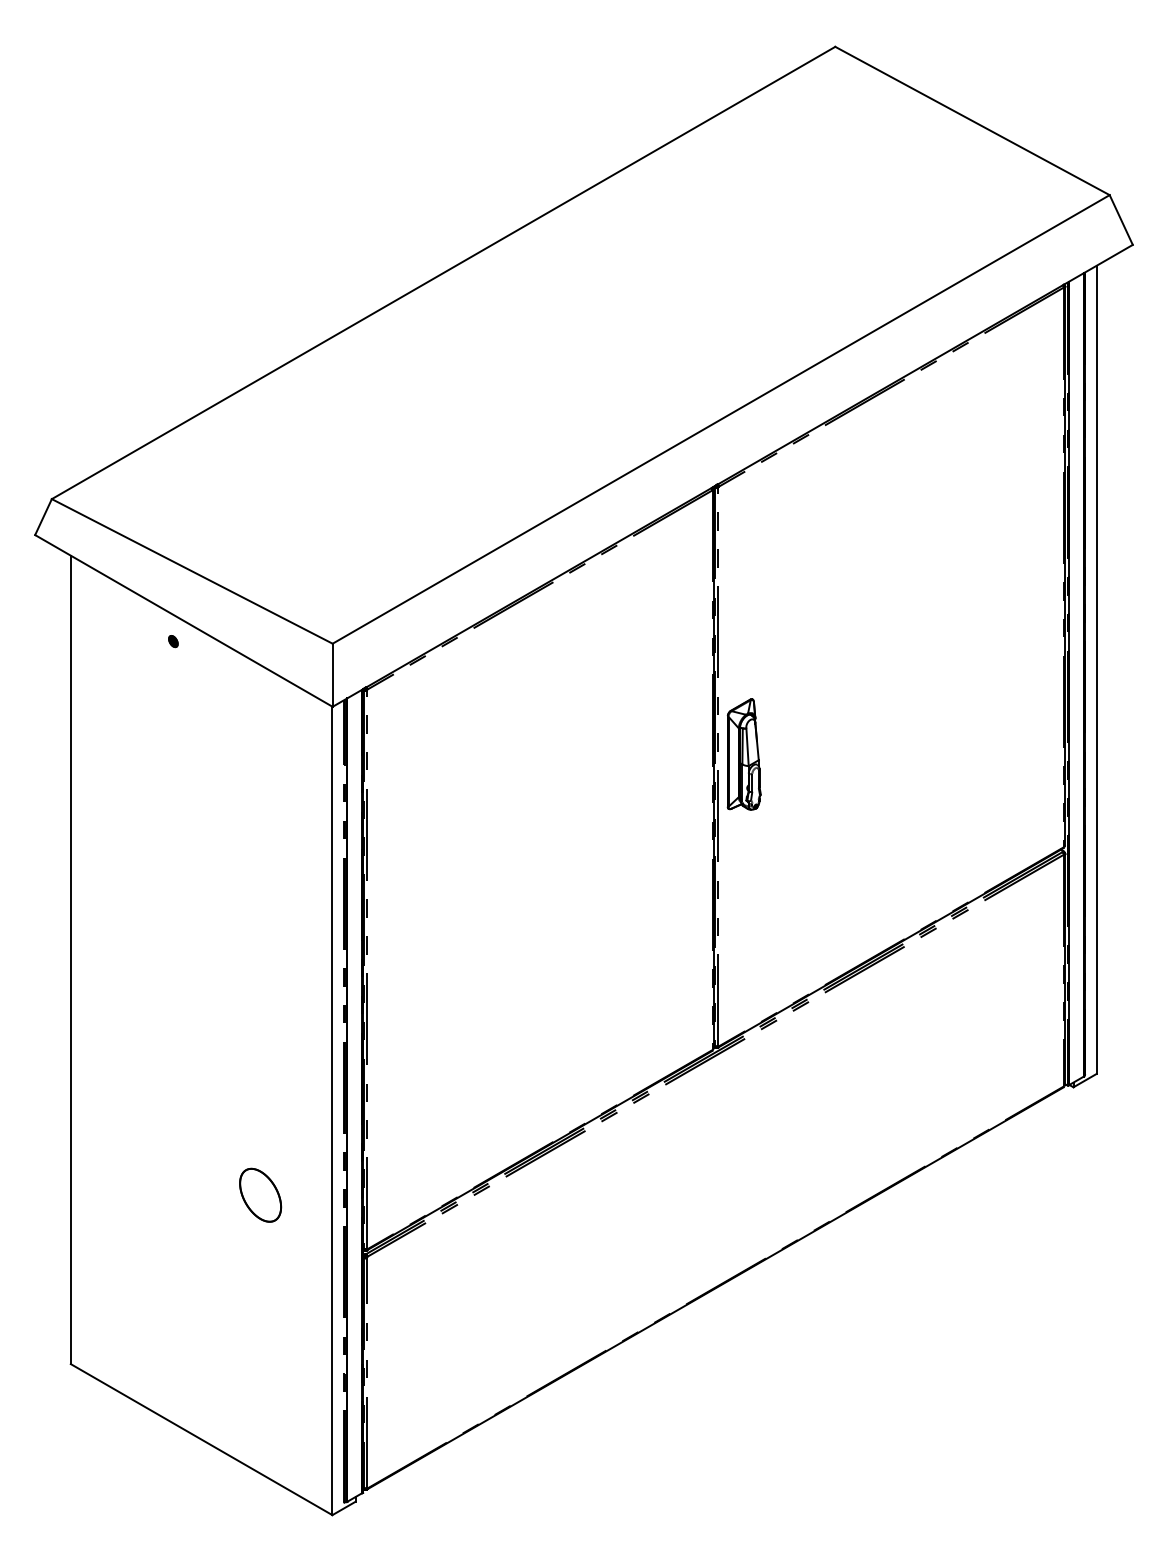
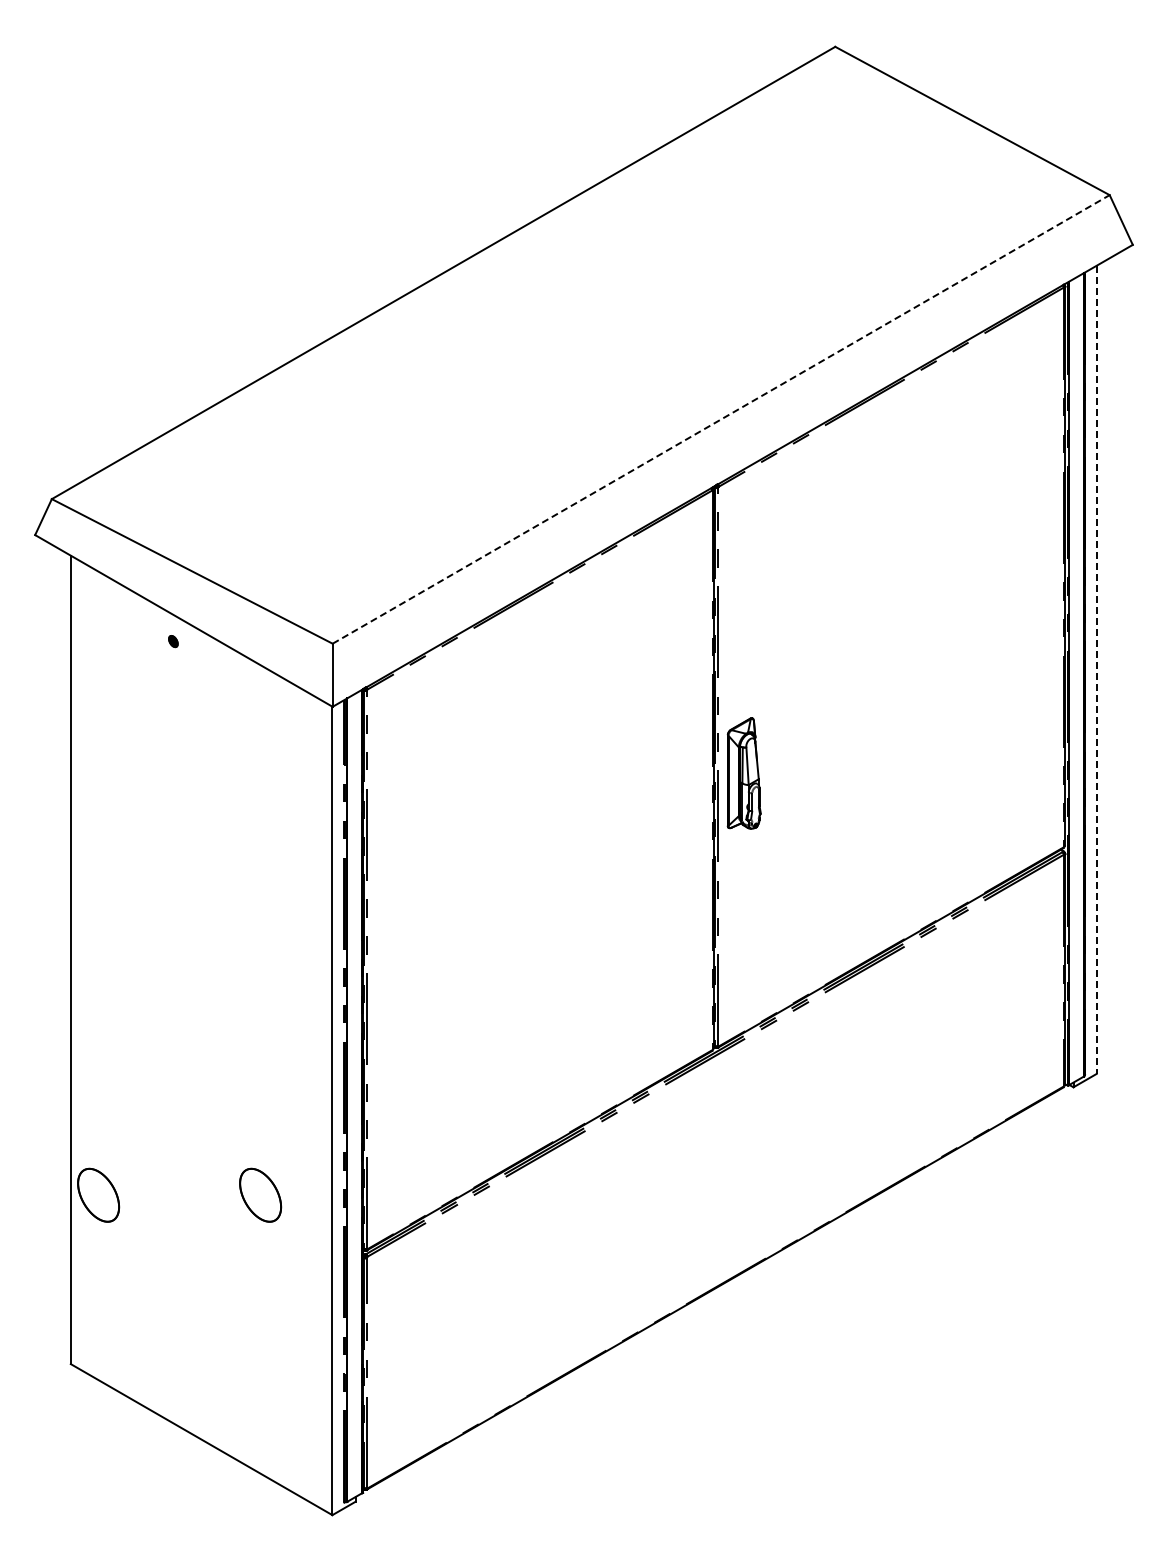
line: solid -> dashed (721, 419)
line: solid -> dashed (1096, 670)
part position: (743, 754) -> (743, 773) (743, 773)
part: none -> present (98, 1194)
